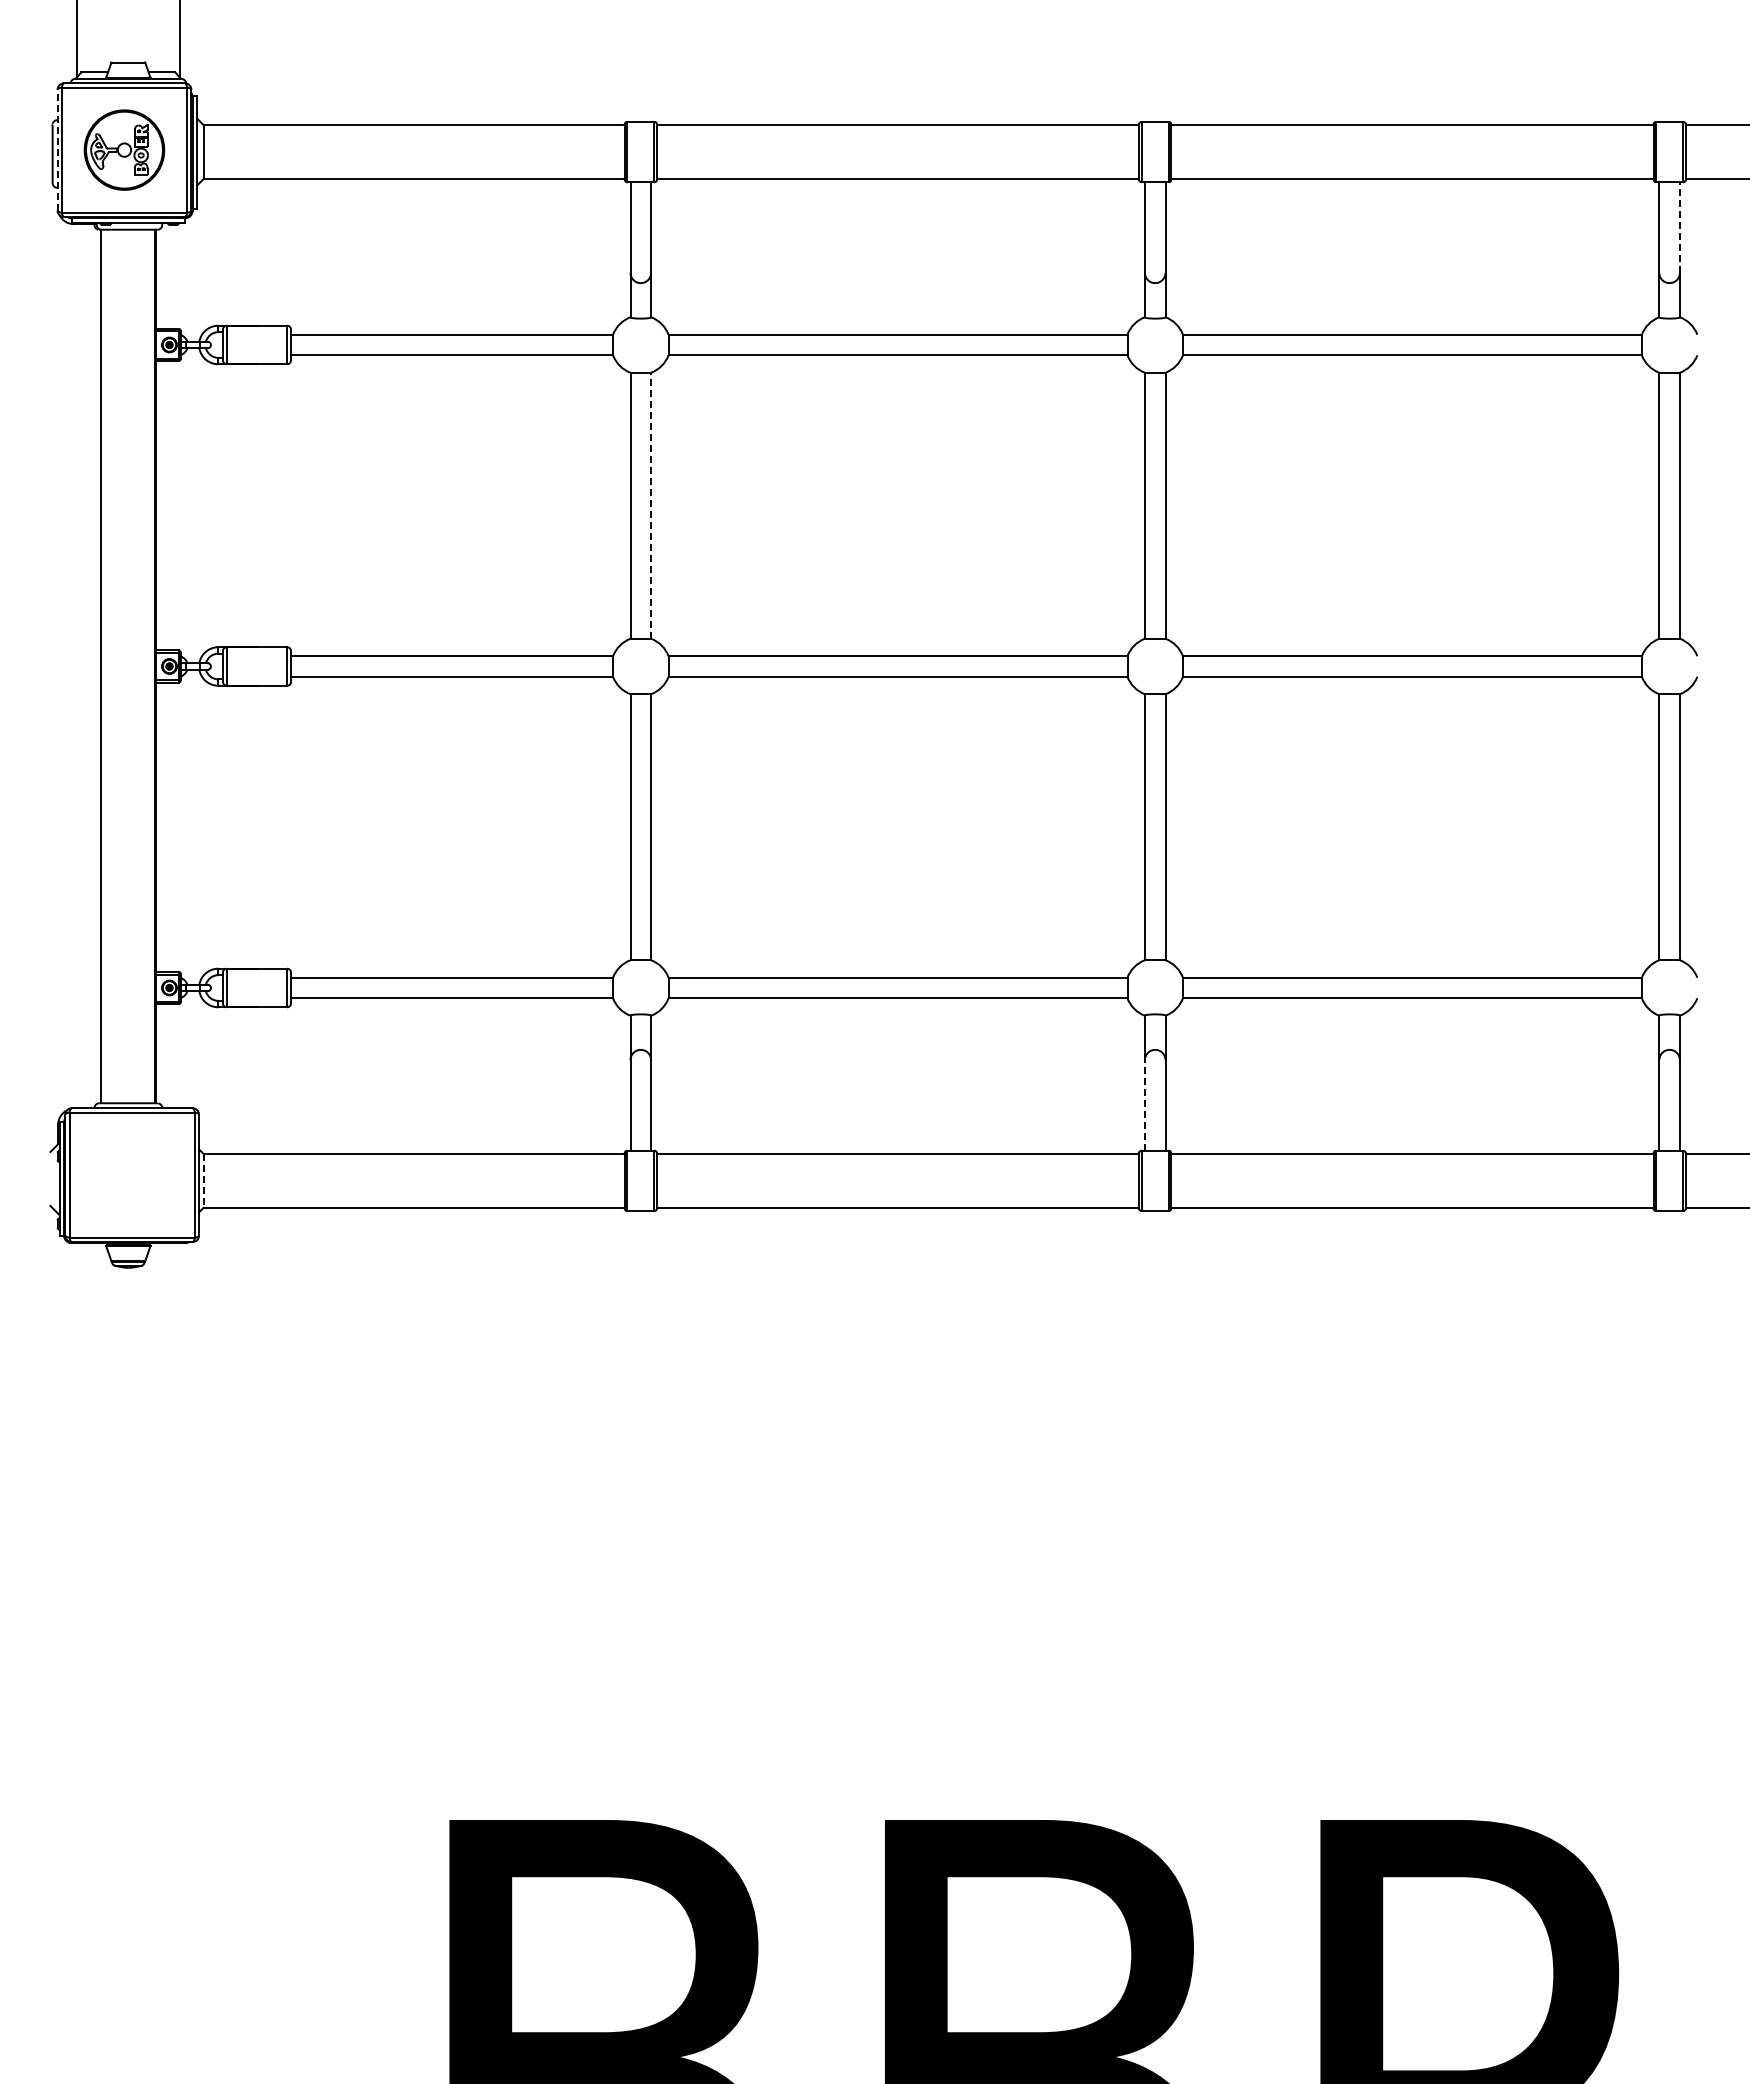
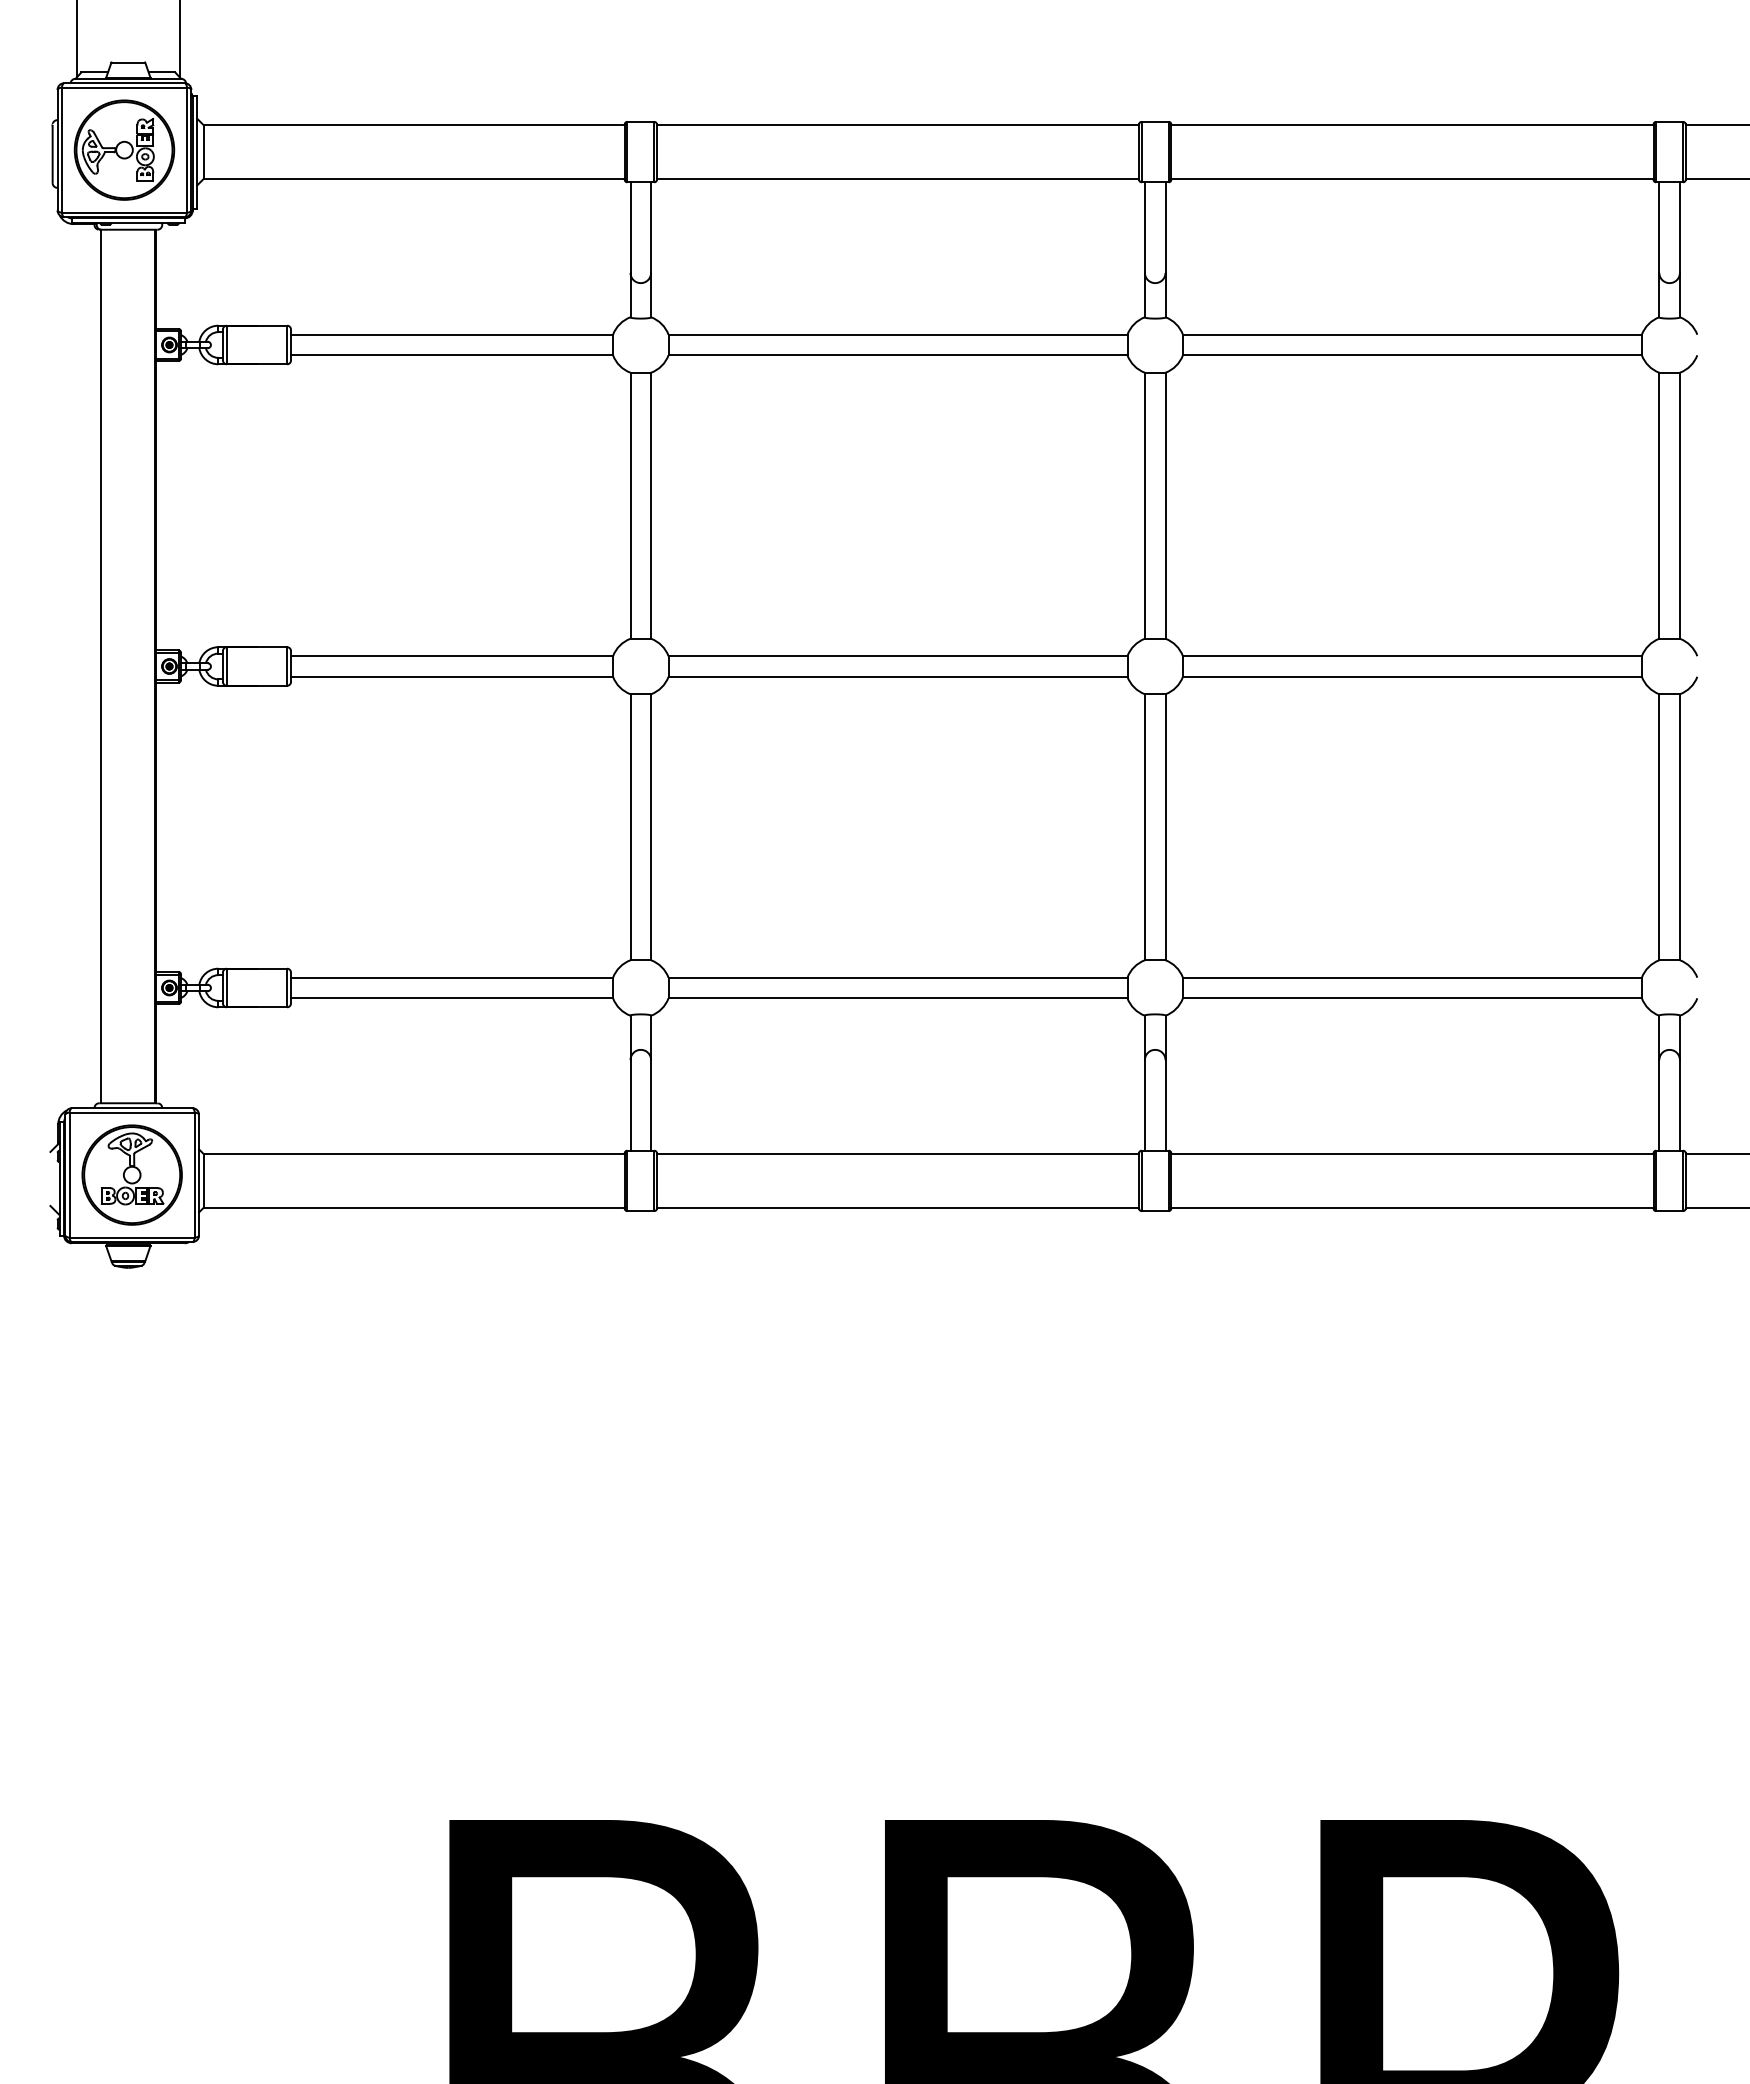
line: dashed -> solid (57, 149)
part size: 83x82 px -> 103x102 px (124, 149)
line: dashed -> solid (1679, 227)
line: dashed -> solid (651, 505)
line: dashed -> solid (1144, 1104)
part: none -> present (131, 1174)
line: dashed -> solid (203, 1181)
